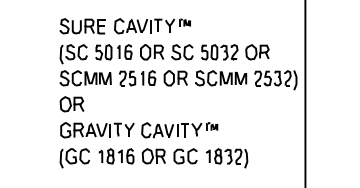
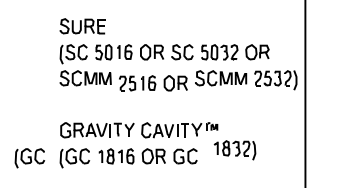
part: present -> none (152, 26)
part position: (153, 78) -> (153, 83) (153, 83)
part: present -> none (71, 104)
part: none -> present (29, 158)
part position: (226, 158) -> (234, 150) (234, 150)
